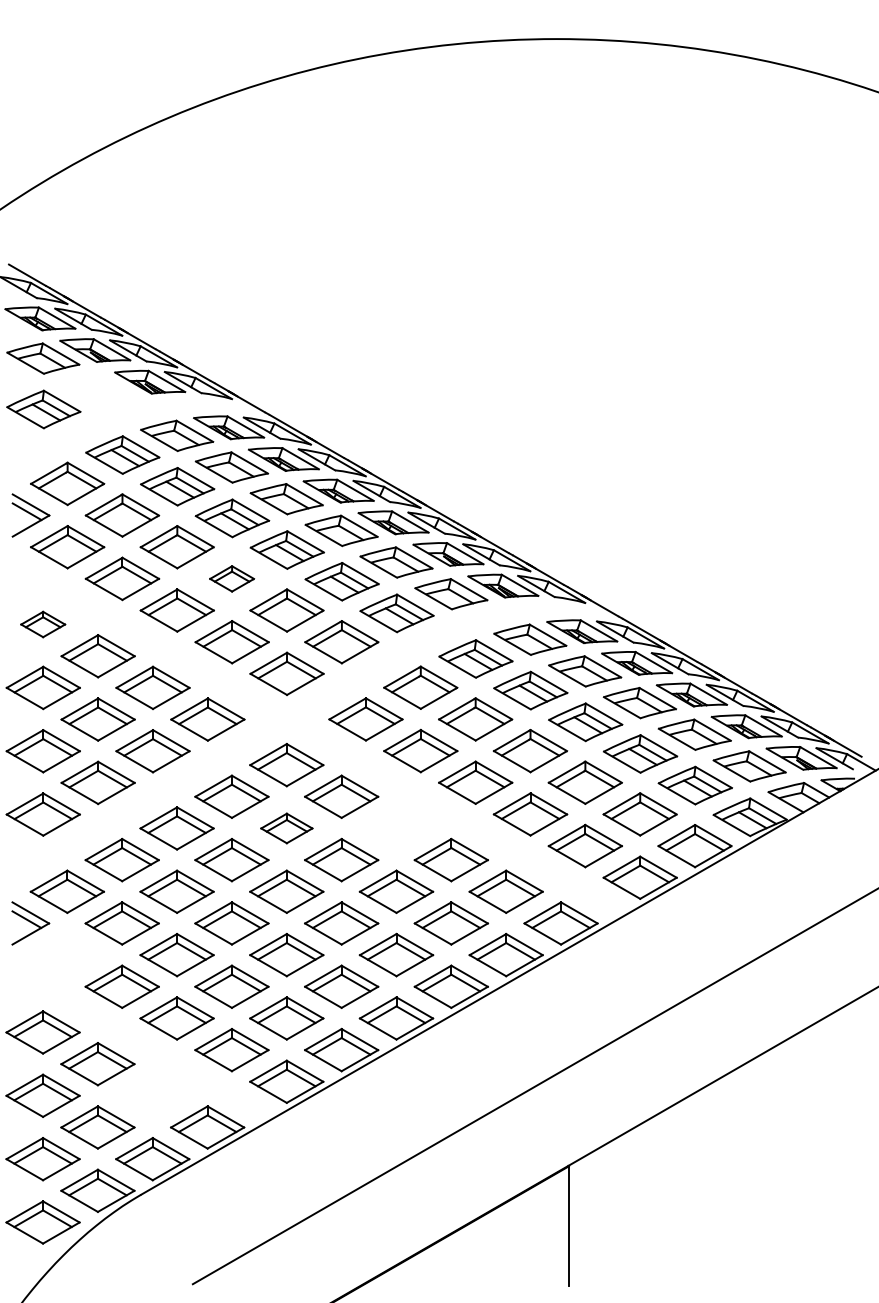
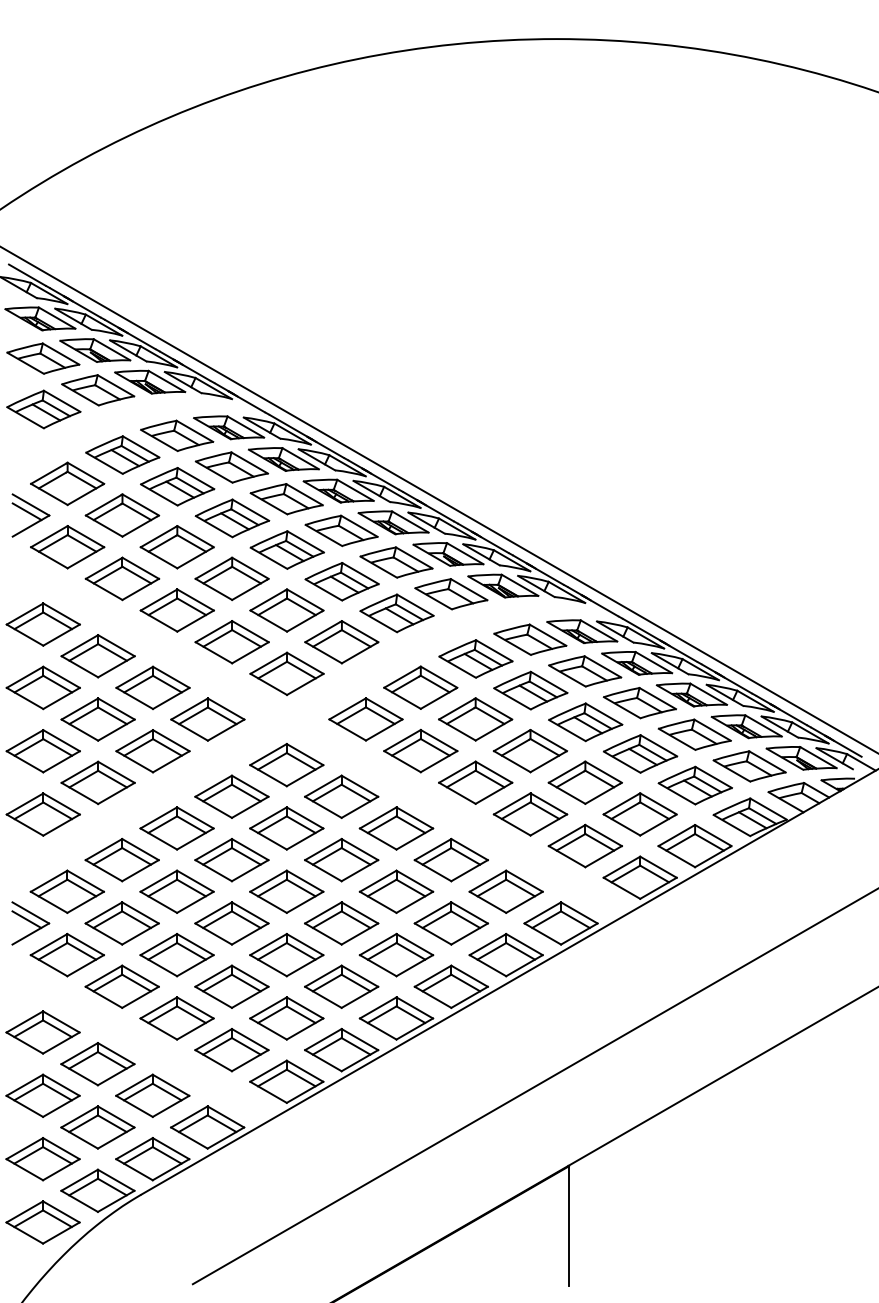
part: none -> present (98, 390)
line: none -> present (438, 499)
part size: 47x28 px -> 76x46 px (231, 578)
part size: 47x29 px -> 76x45 px (42, 624)
part size: 54x33 px -> 76x45 px (286, 828)
part: none -> present (396, 828)
part: none -> present (66, 954)
part: none -> present (152, 1095)
